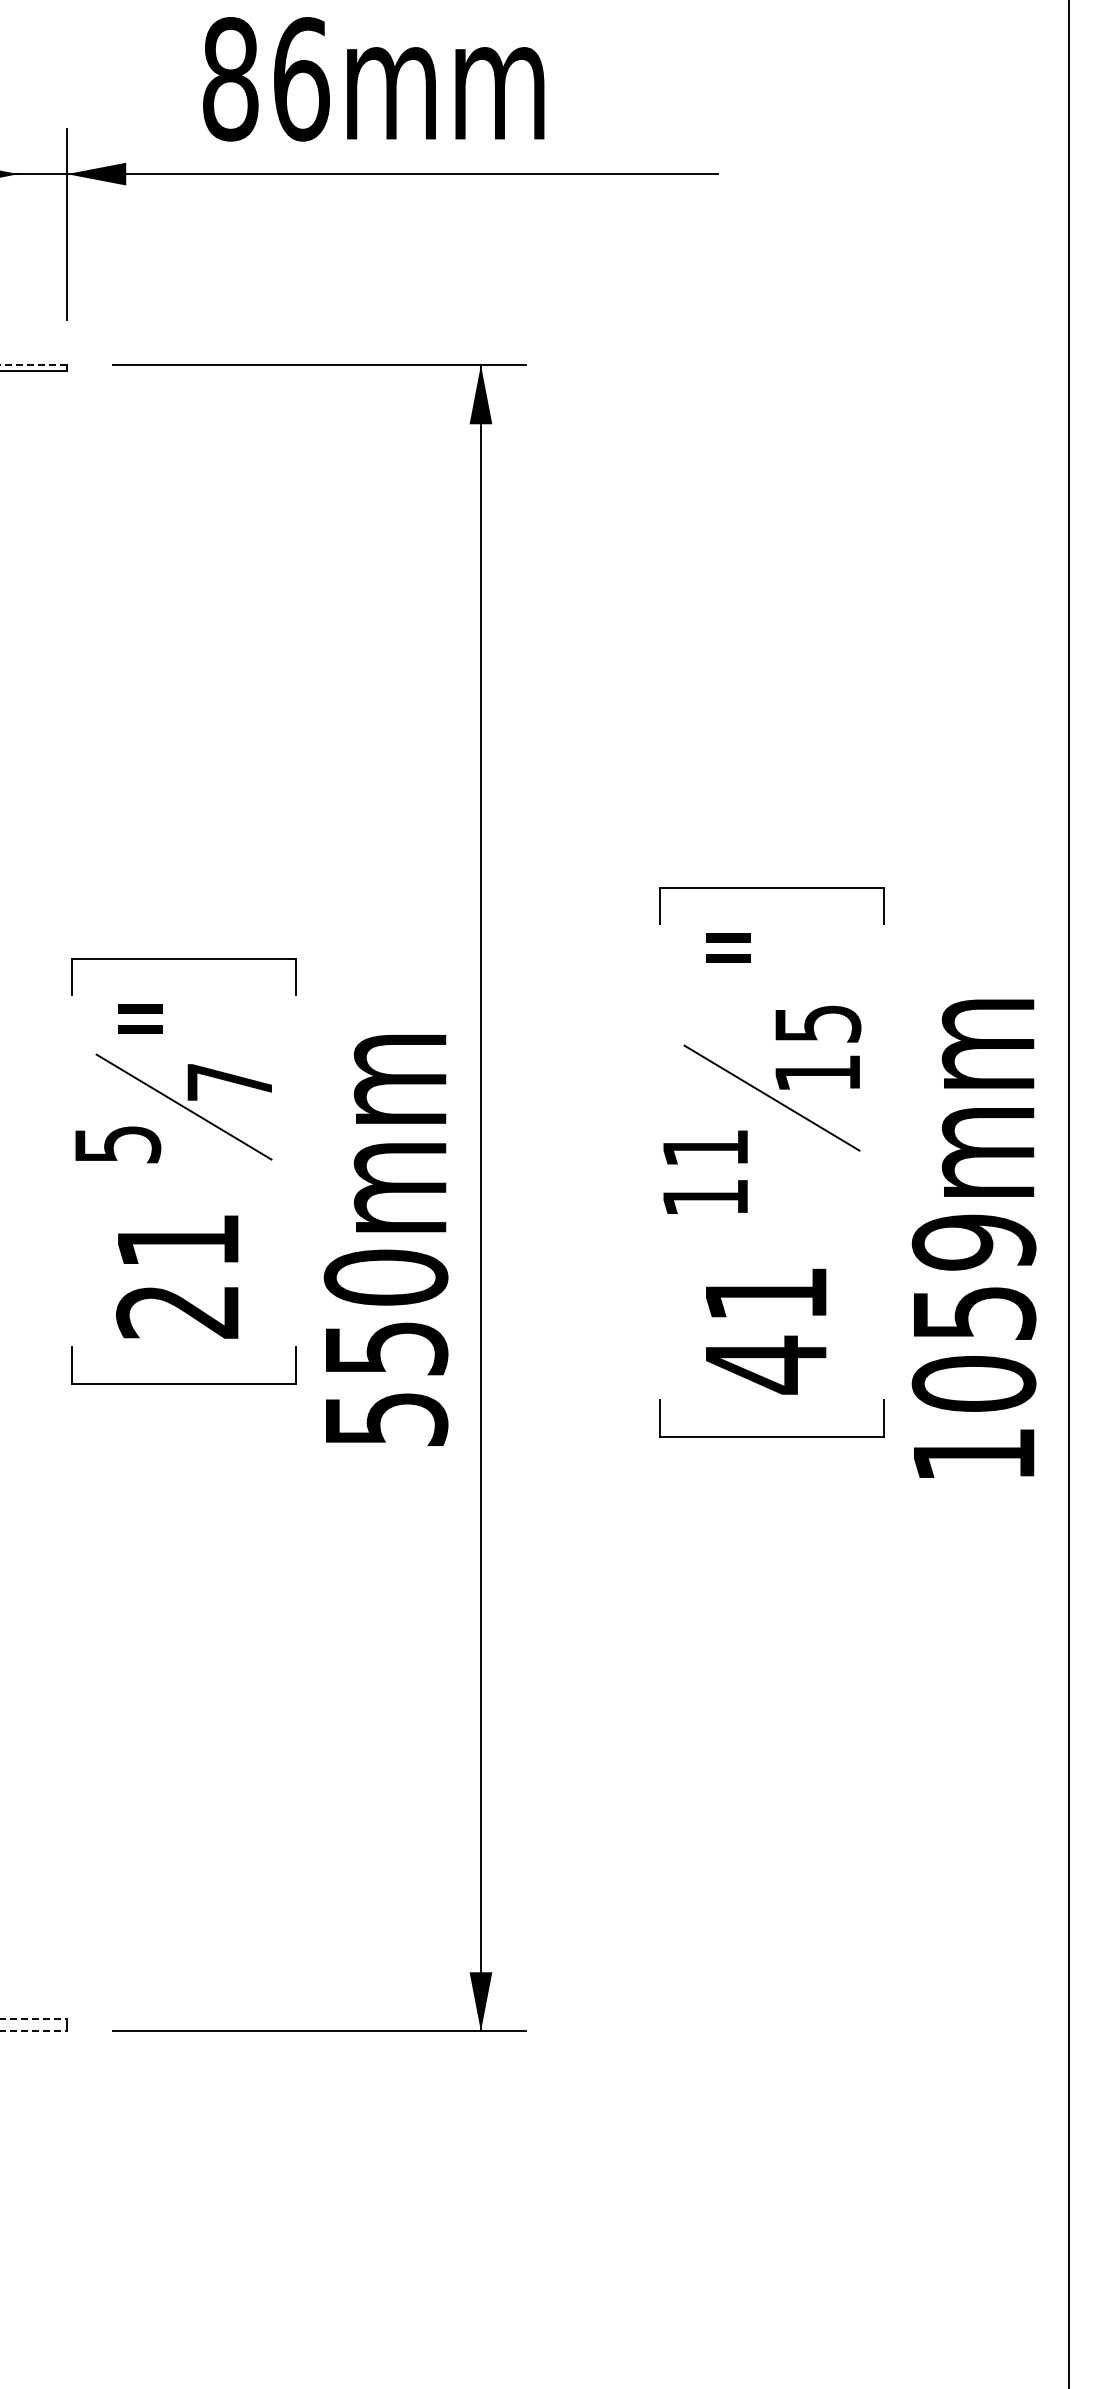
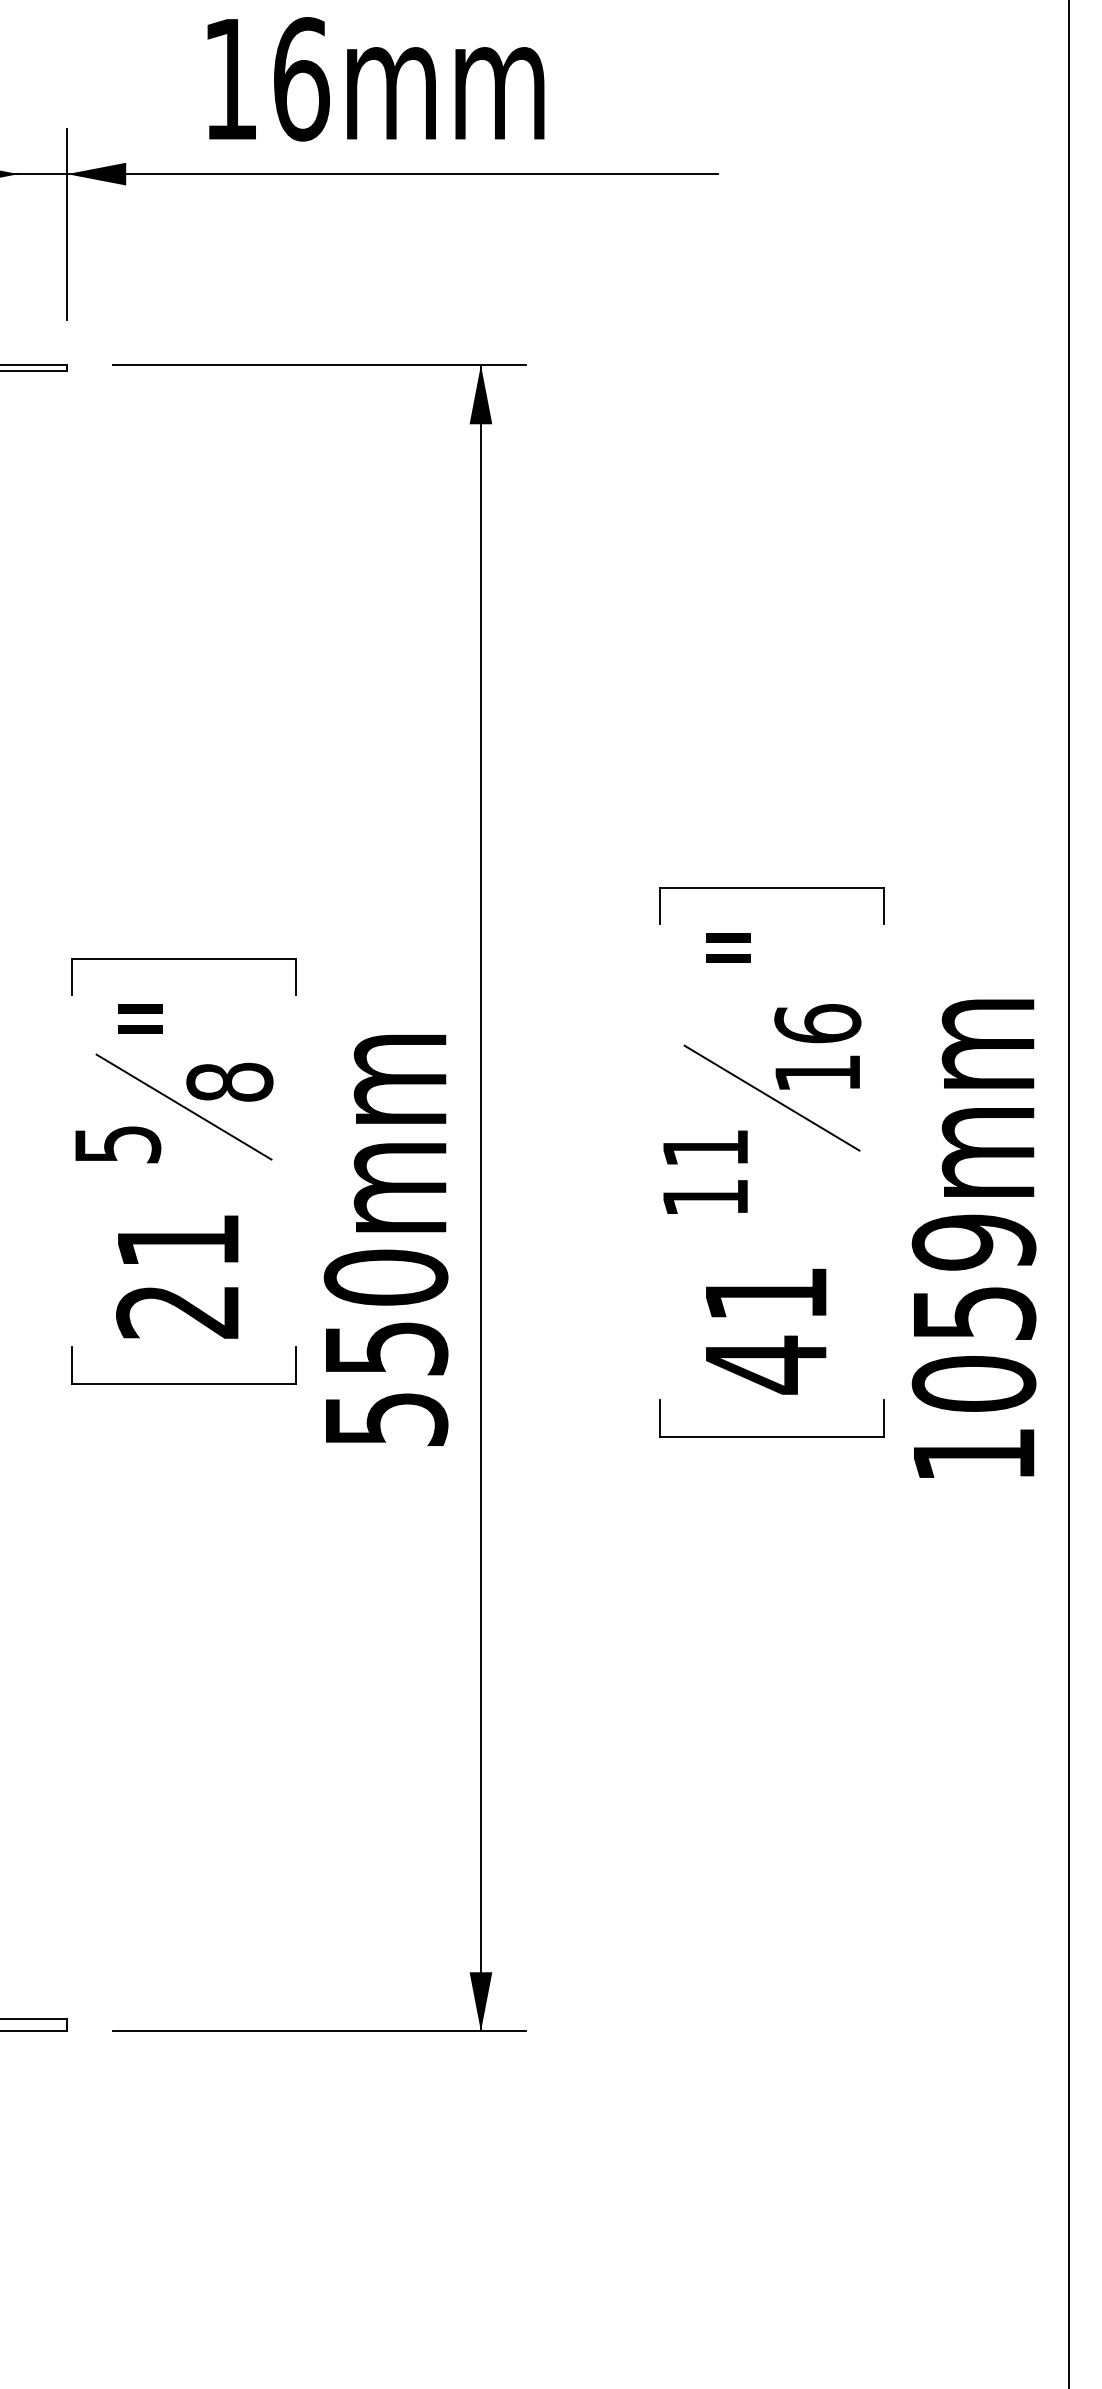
text: 86mm -> 16mm (230, 79)
line: dashed -> solid (33, 365)
text: 15 -> 16 (817, 1023)
text: 7 -> 8 (229, 1081)
line: dashed -> solid (34, 2019)
line: dashed -> solid (34, 2031)
